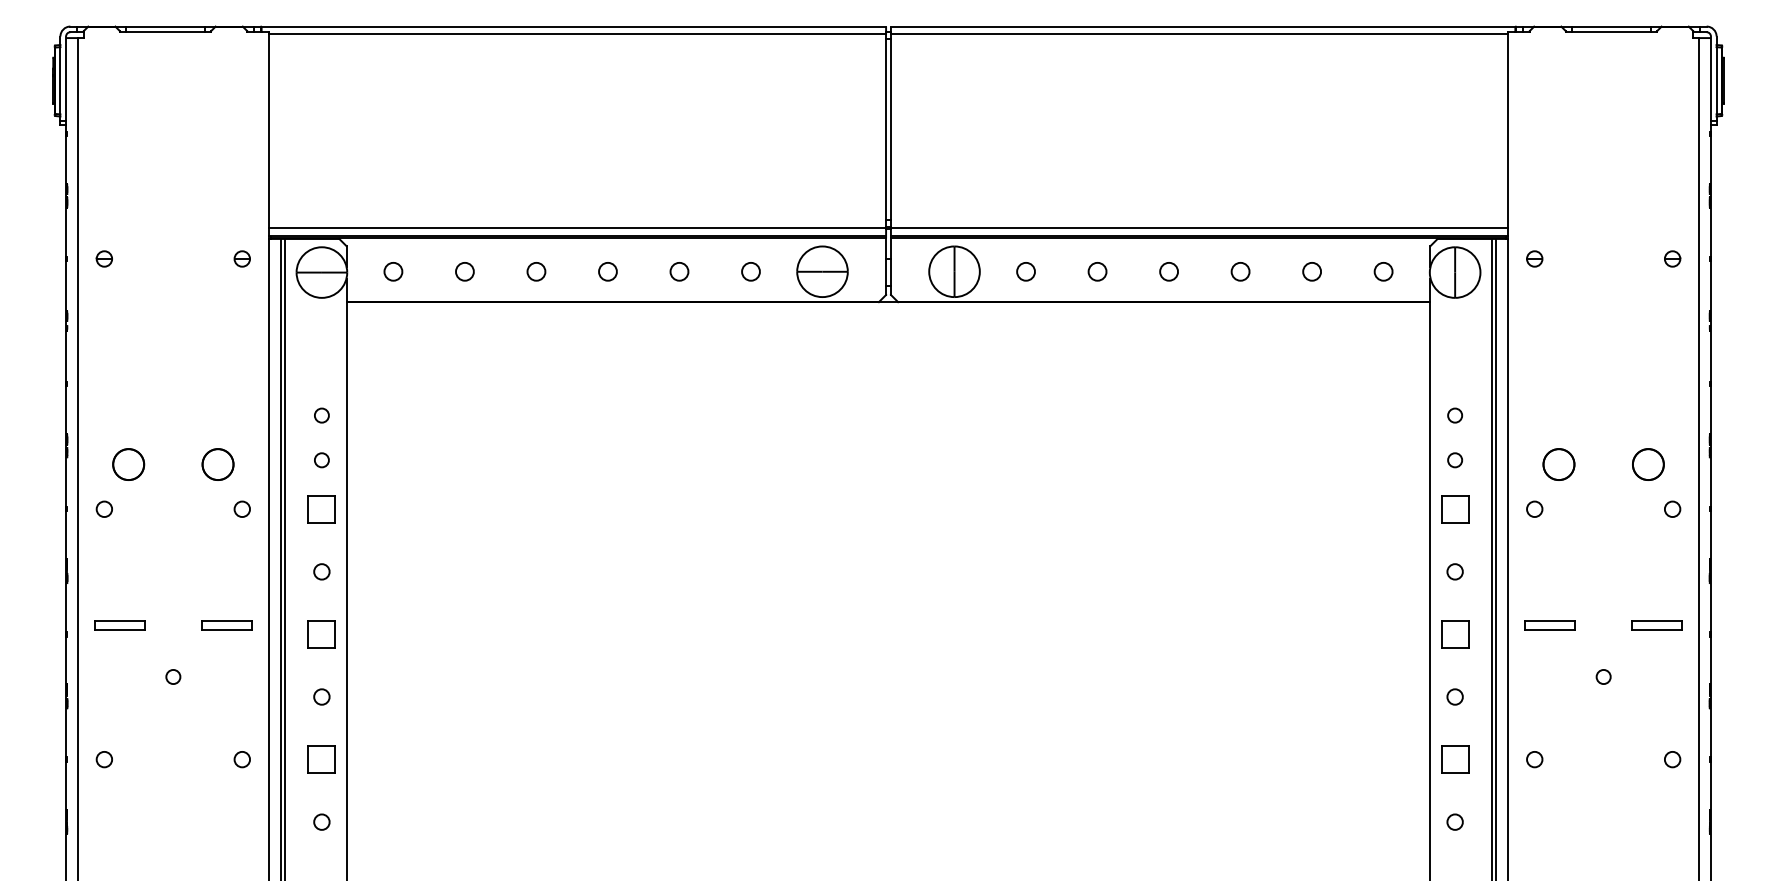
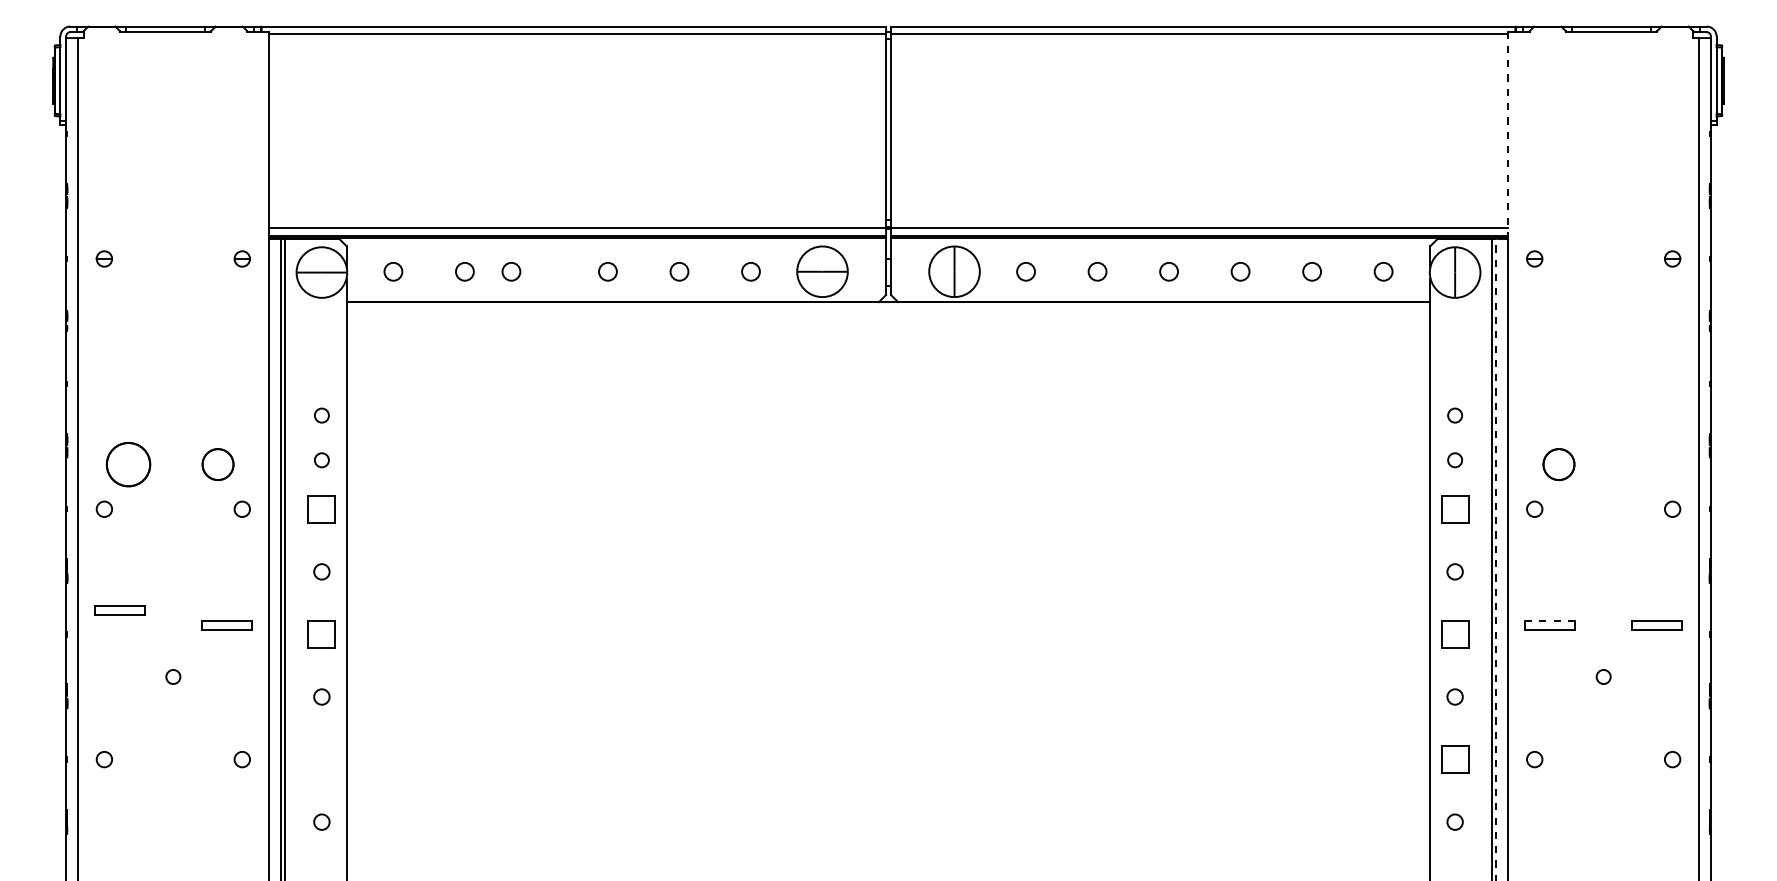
line: solid -> dashed (1508, 135)
circle position: (536, 271) -> (511, 271) (511, 271)
circle size: 34x33 px -> 47x46 px (128, 464)
circle: present -> none (1648, 464)
line: solid -> dashed (1496, 559)
line: solid -> dashed (1549, 620)
part position: (119, 625) -> (119, 610) (119, 610)
part: present -> none (321, 759)
